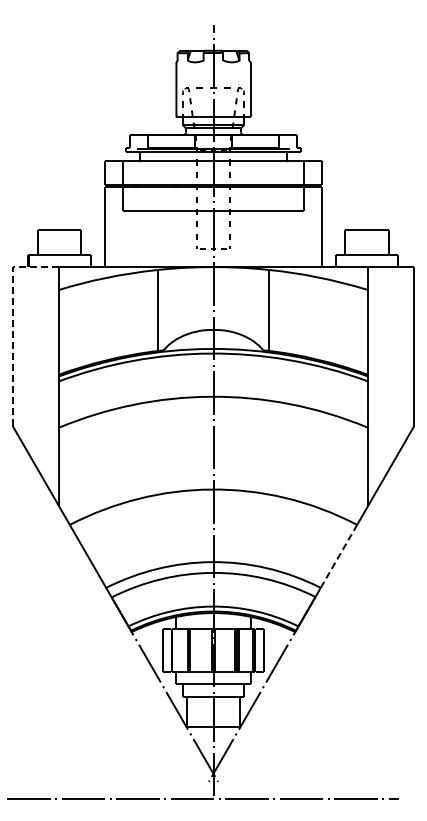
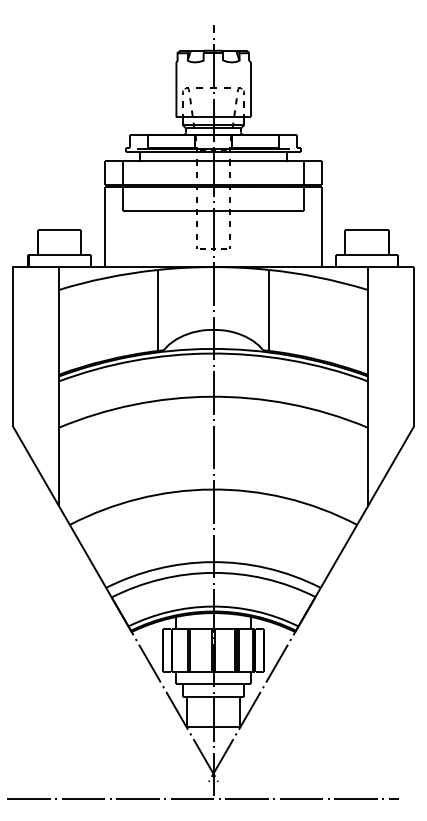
line: dashed -> solid (12, 323)
line: dashed -> solid (339, 555)
